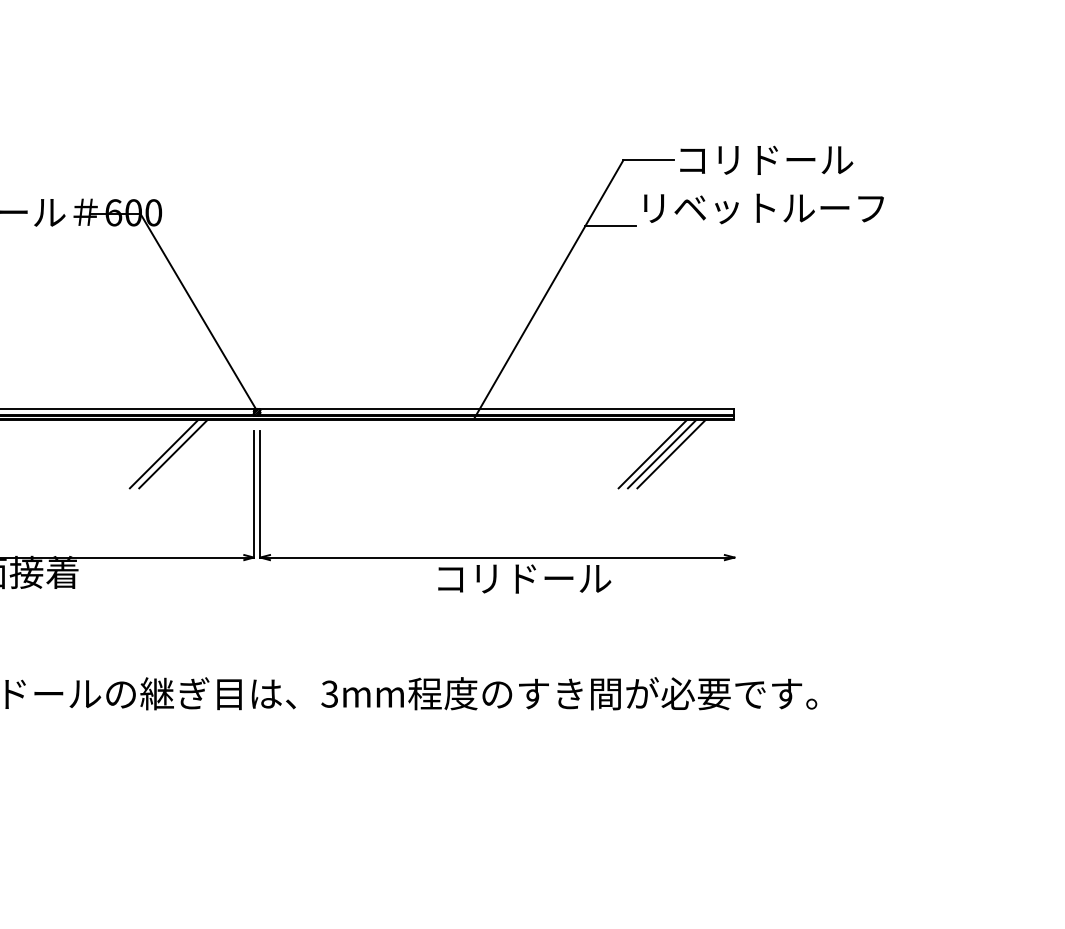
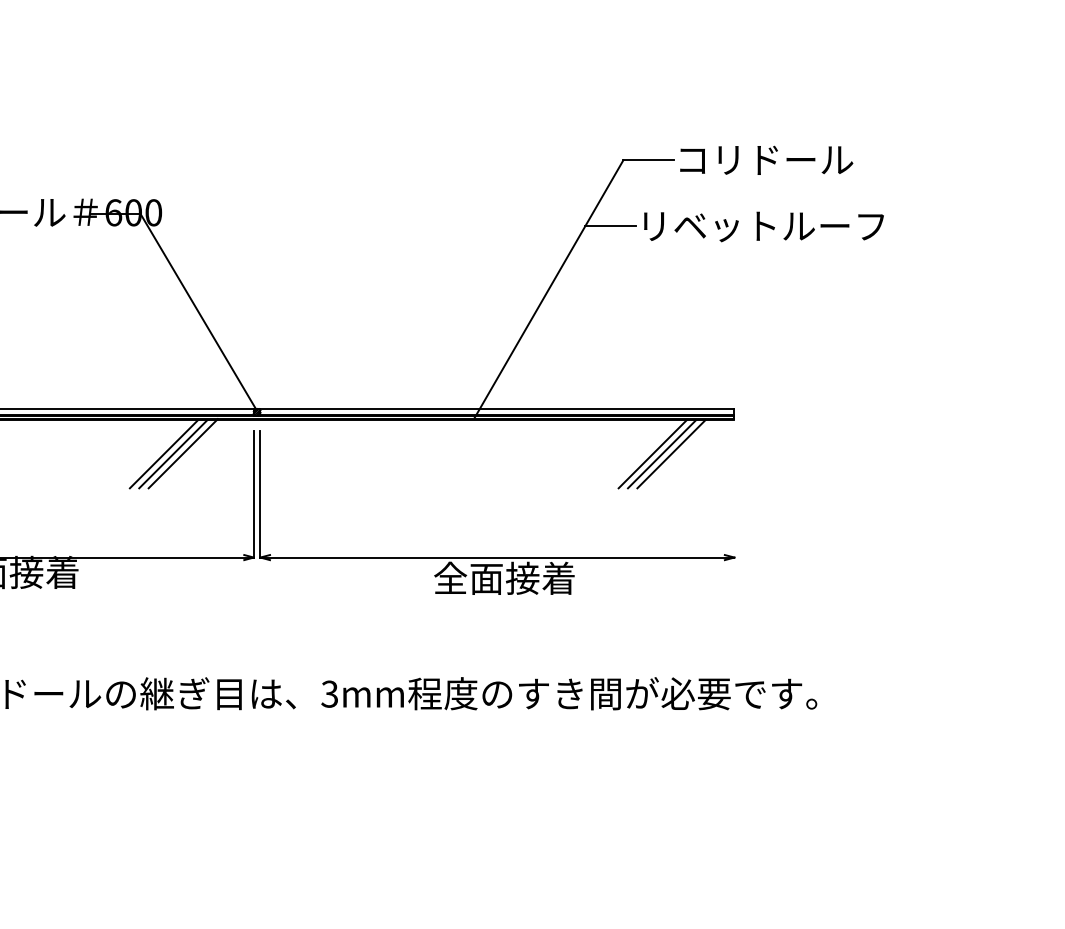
text position: (763, 208) -> (763, 226) (763, 226)
line: none -> present (182, 453)
text: コリドール -> 全面接着 (522, 577)
